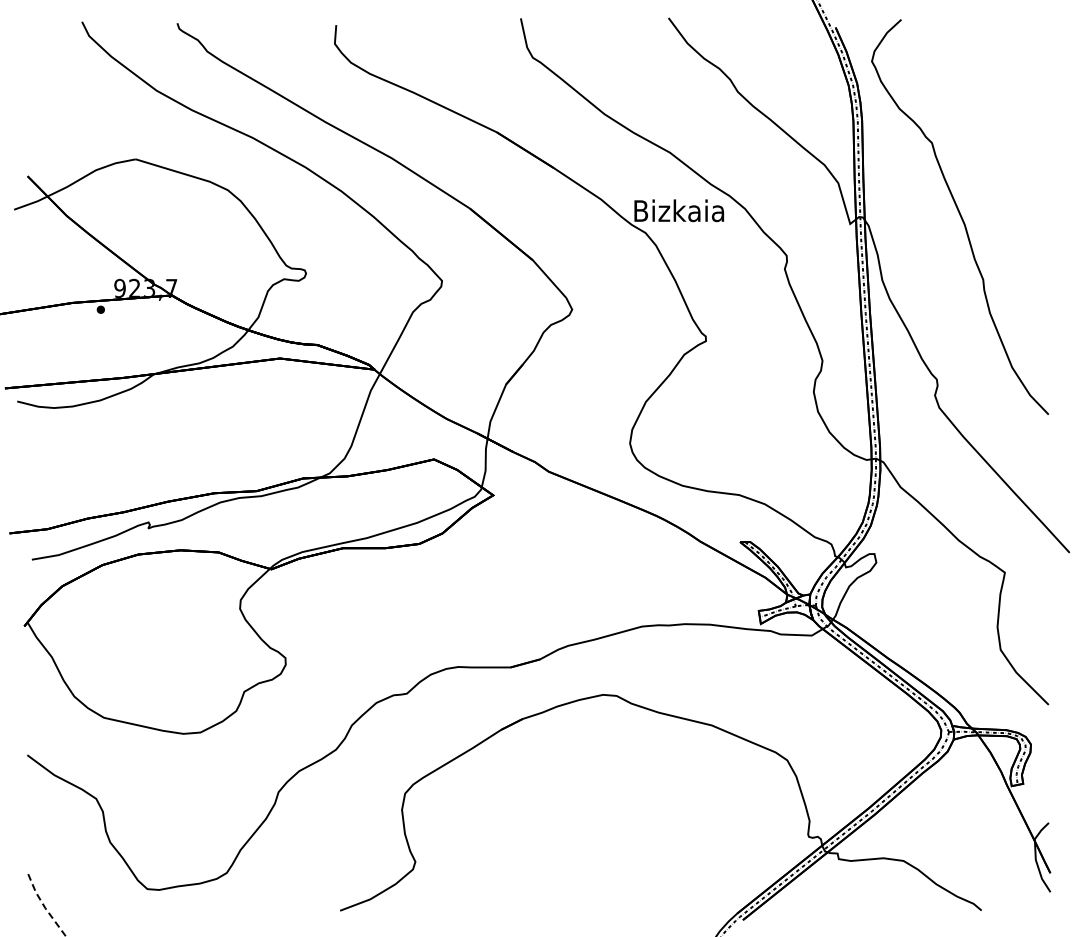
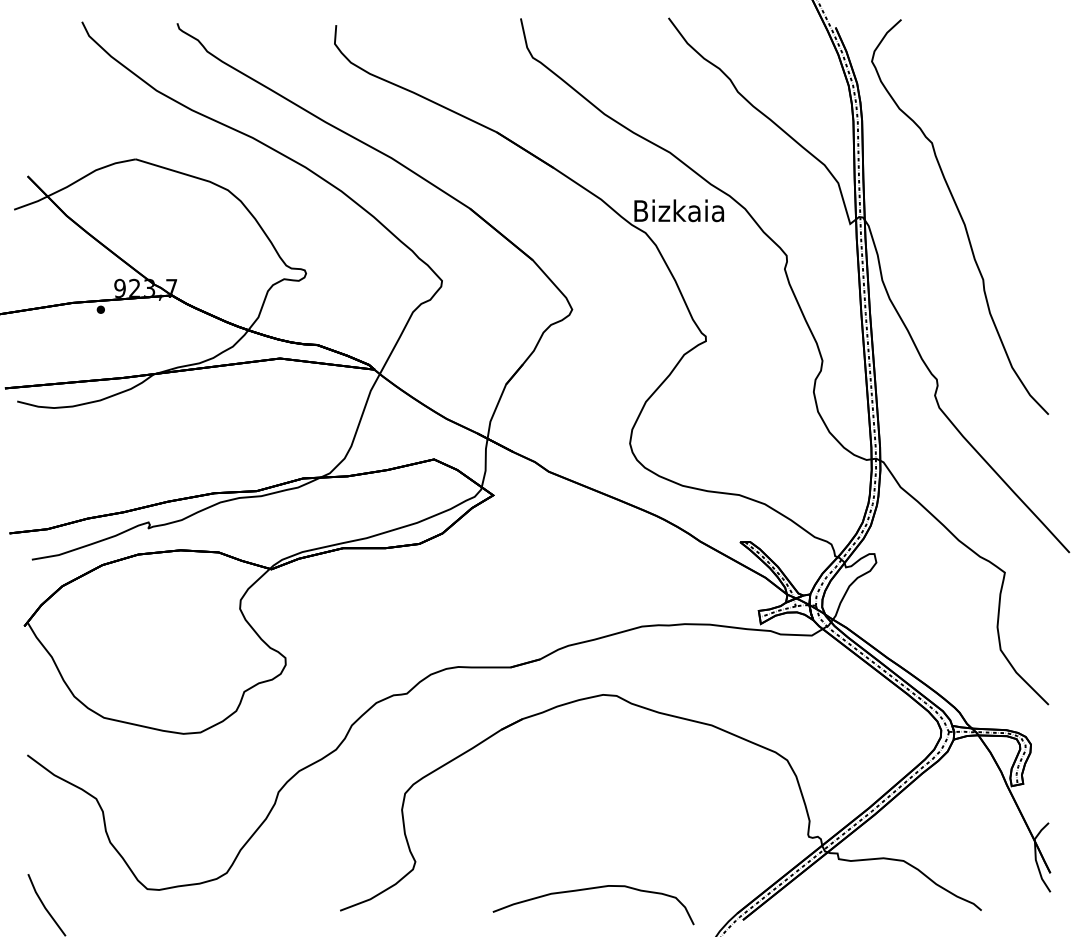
curve: none -> present (592, 889)
line: dashed -> solid (44, 906)
